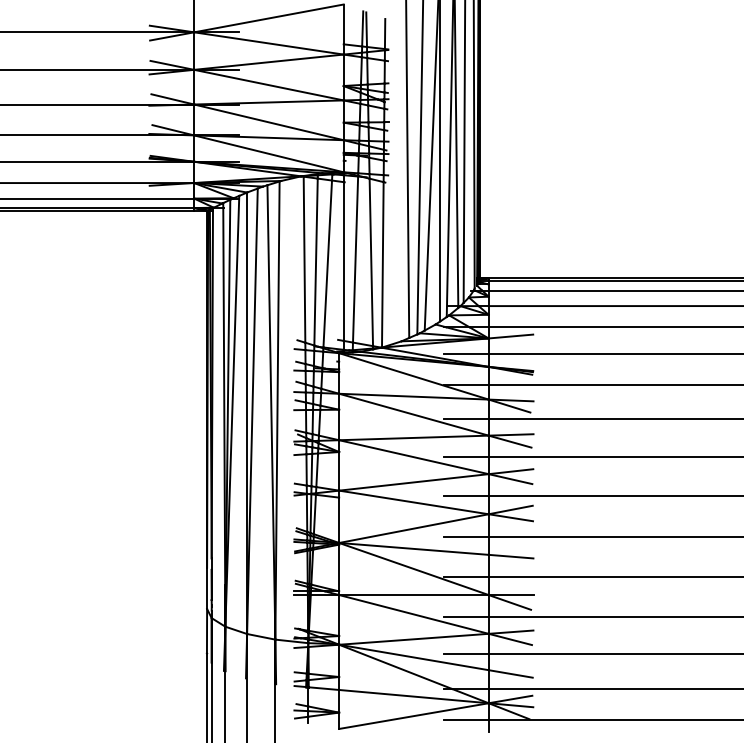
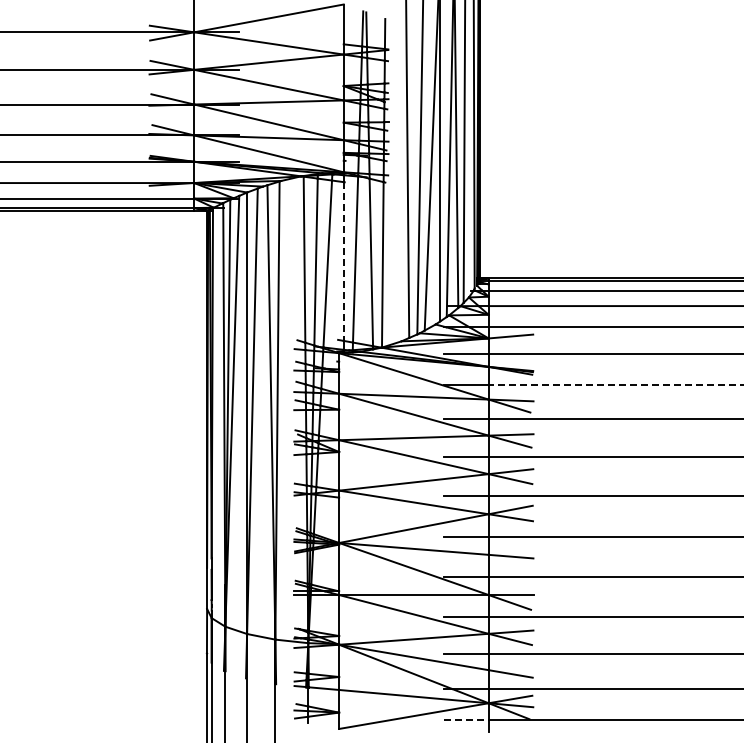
line: solid -> dashed (343, 262)
line: solid -> dashed (615, 384)
line: solid -> dashed (466, 719)
